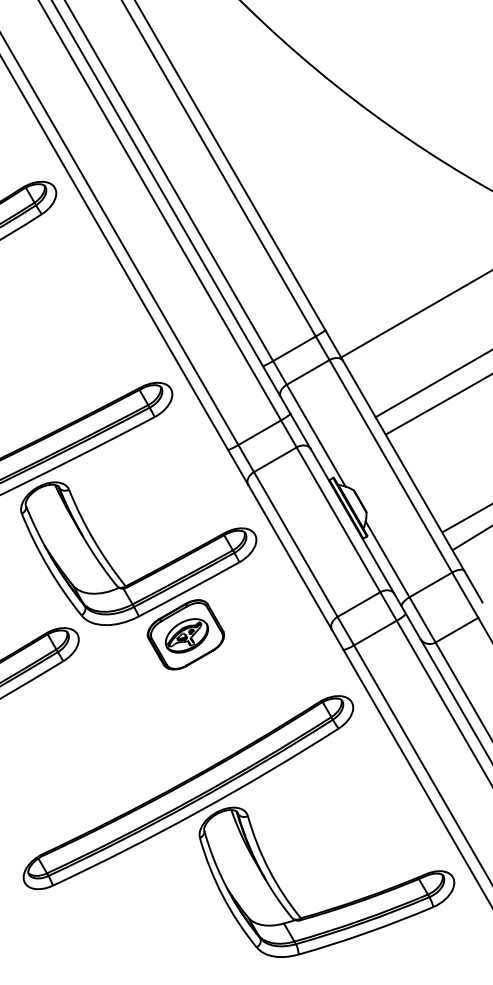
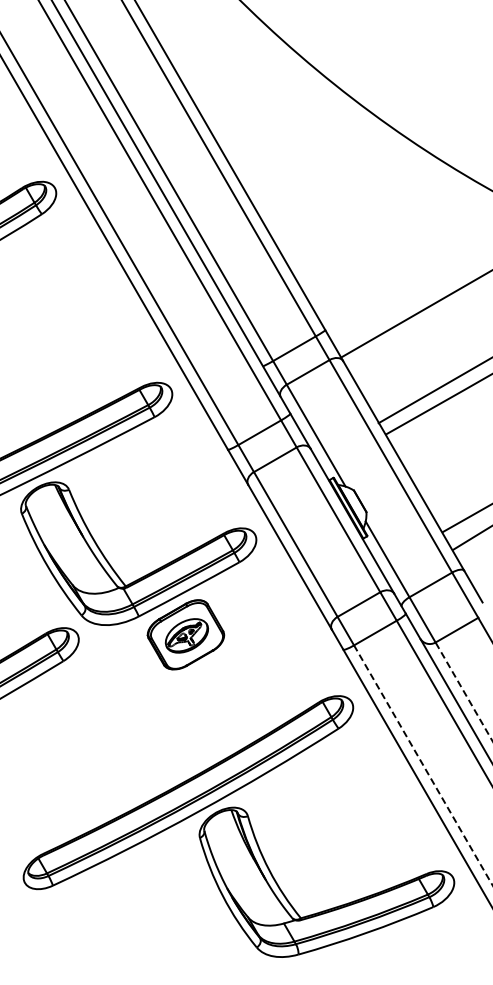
line position: (432, 384) -> (433, 391) (433, 391)
line: solid -> dashed (464, 691)
line: solid -> dashed (423, 764)
